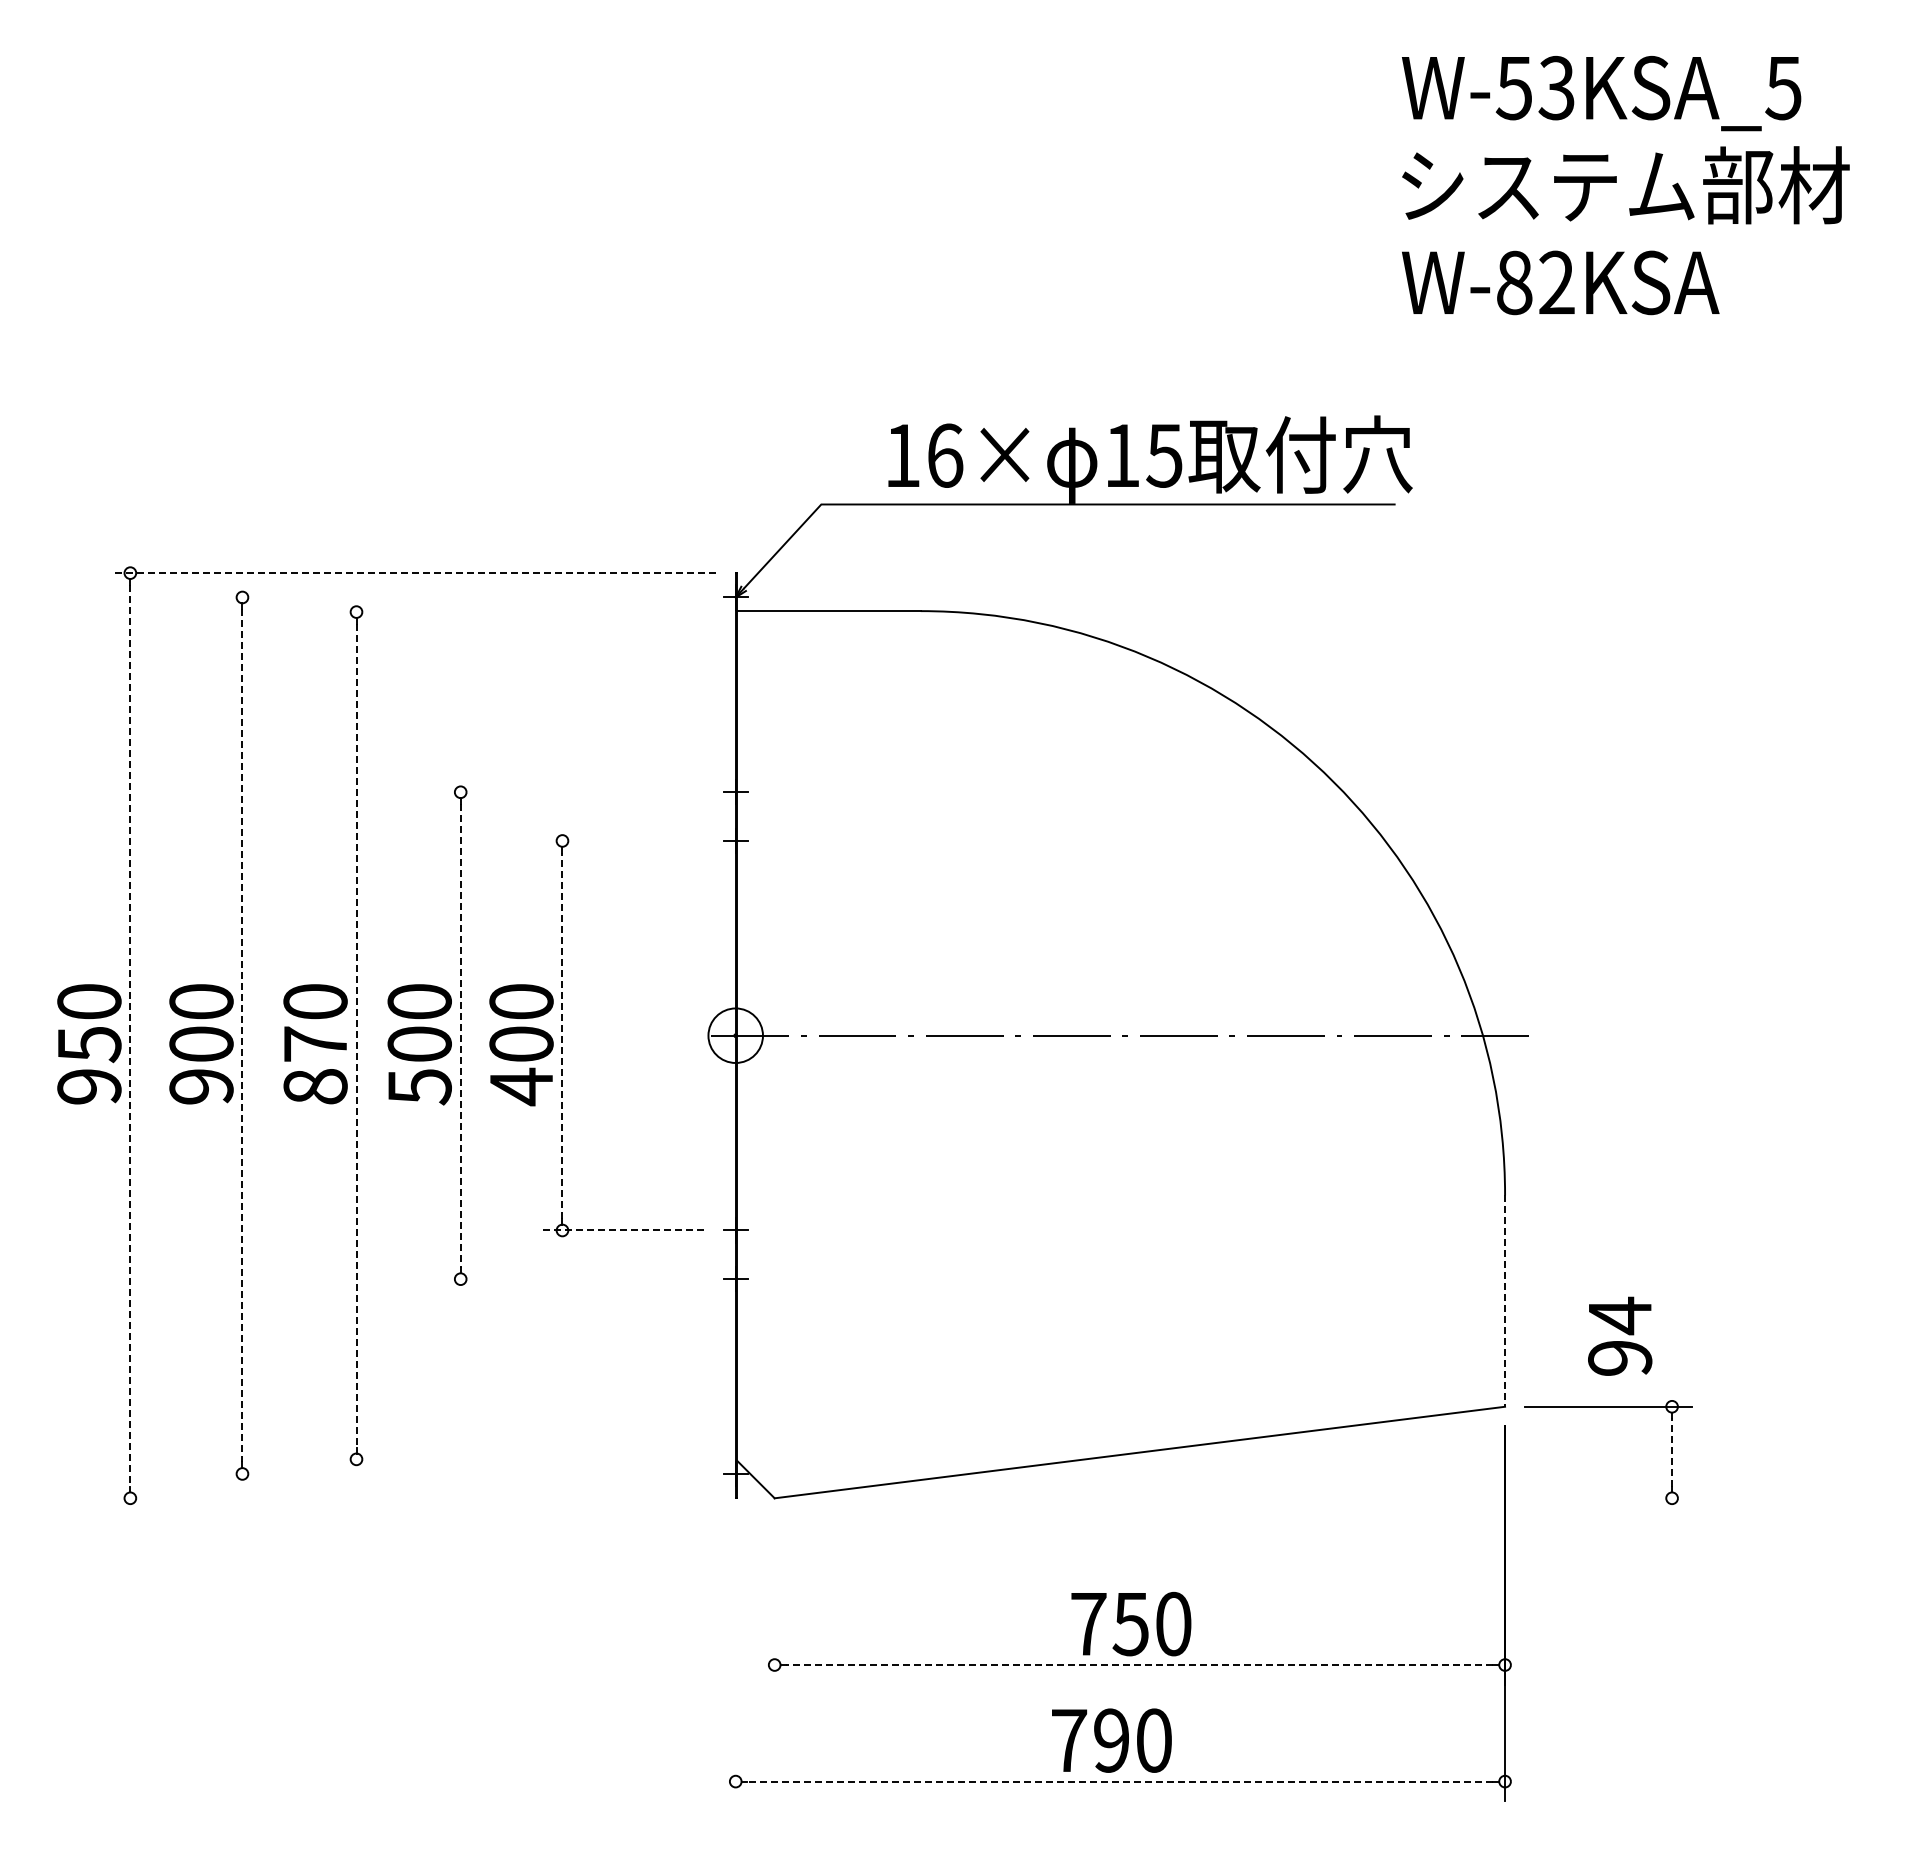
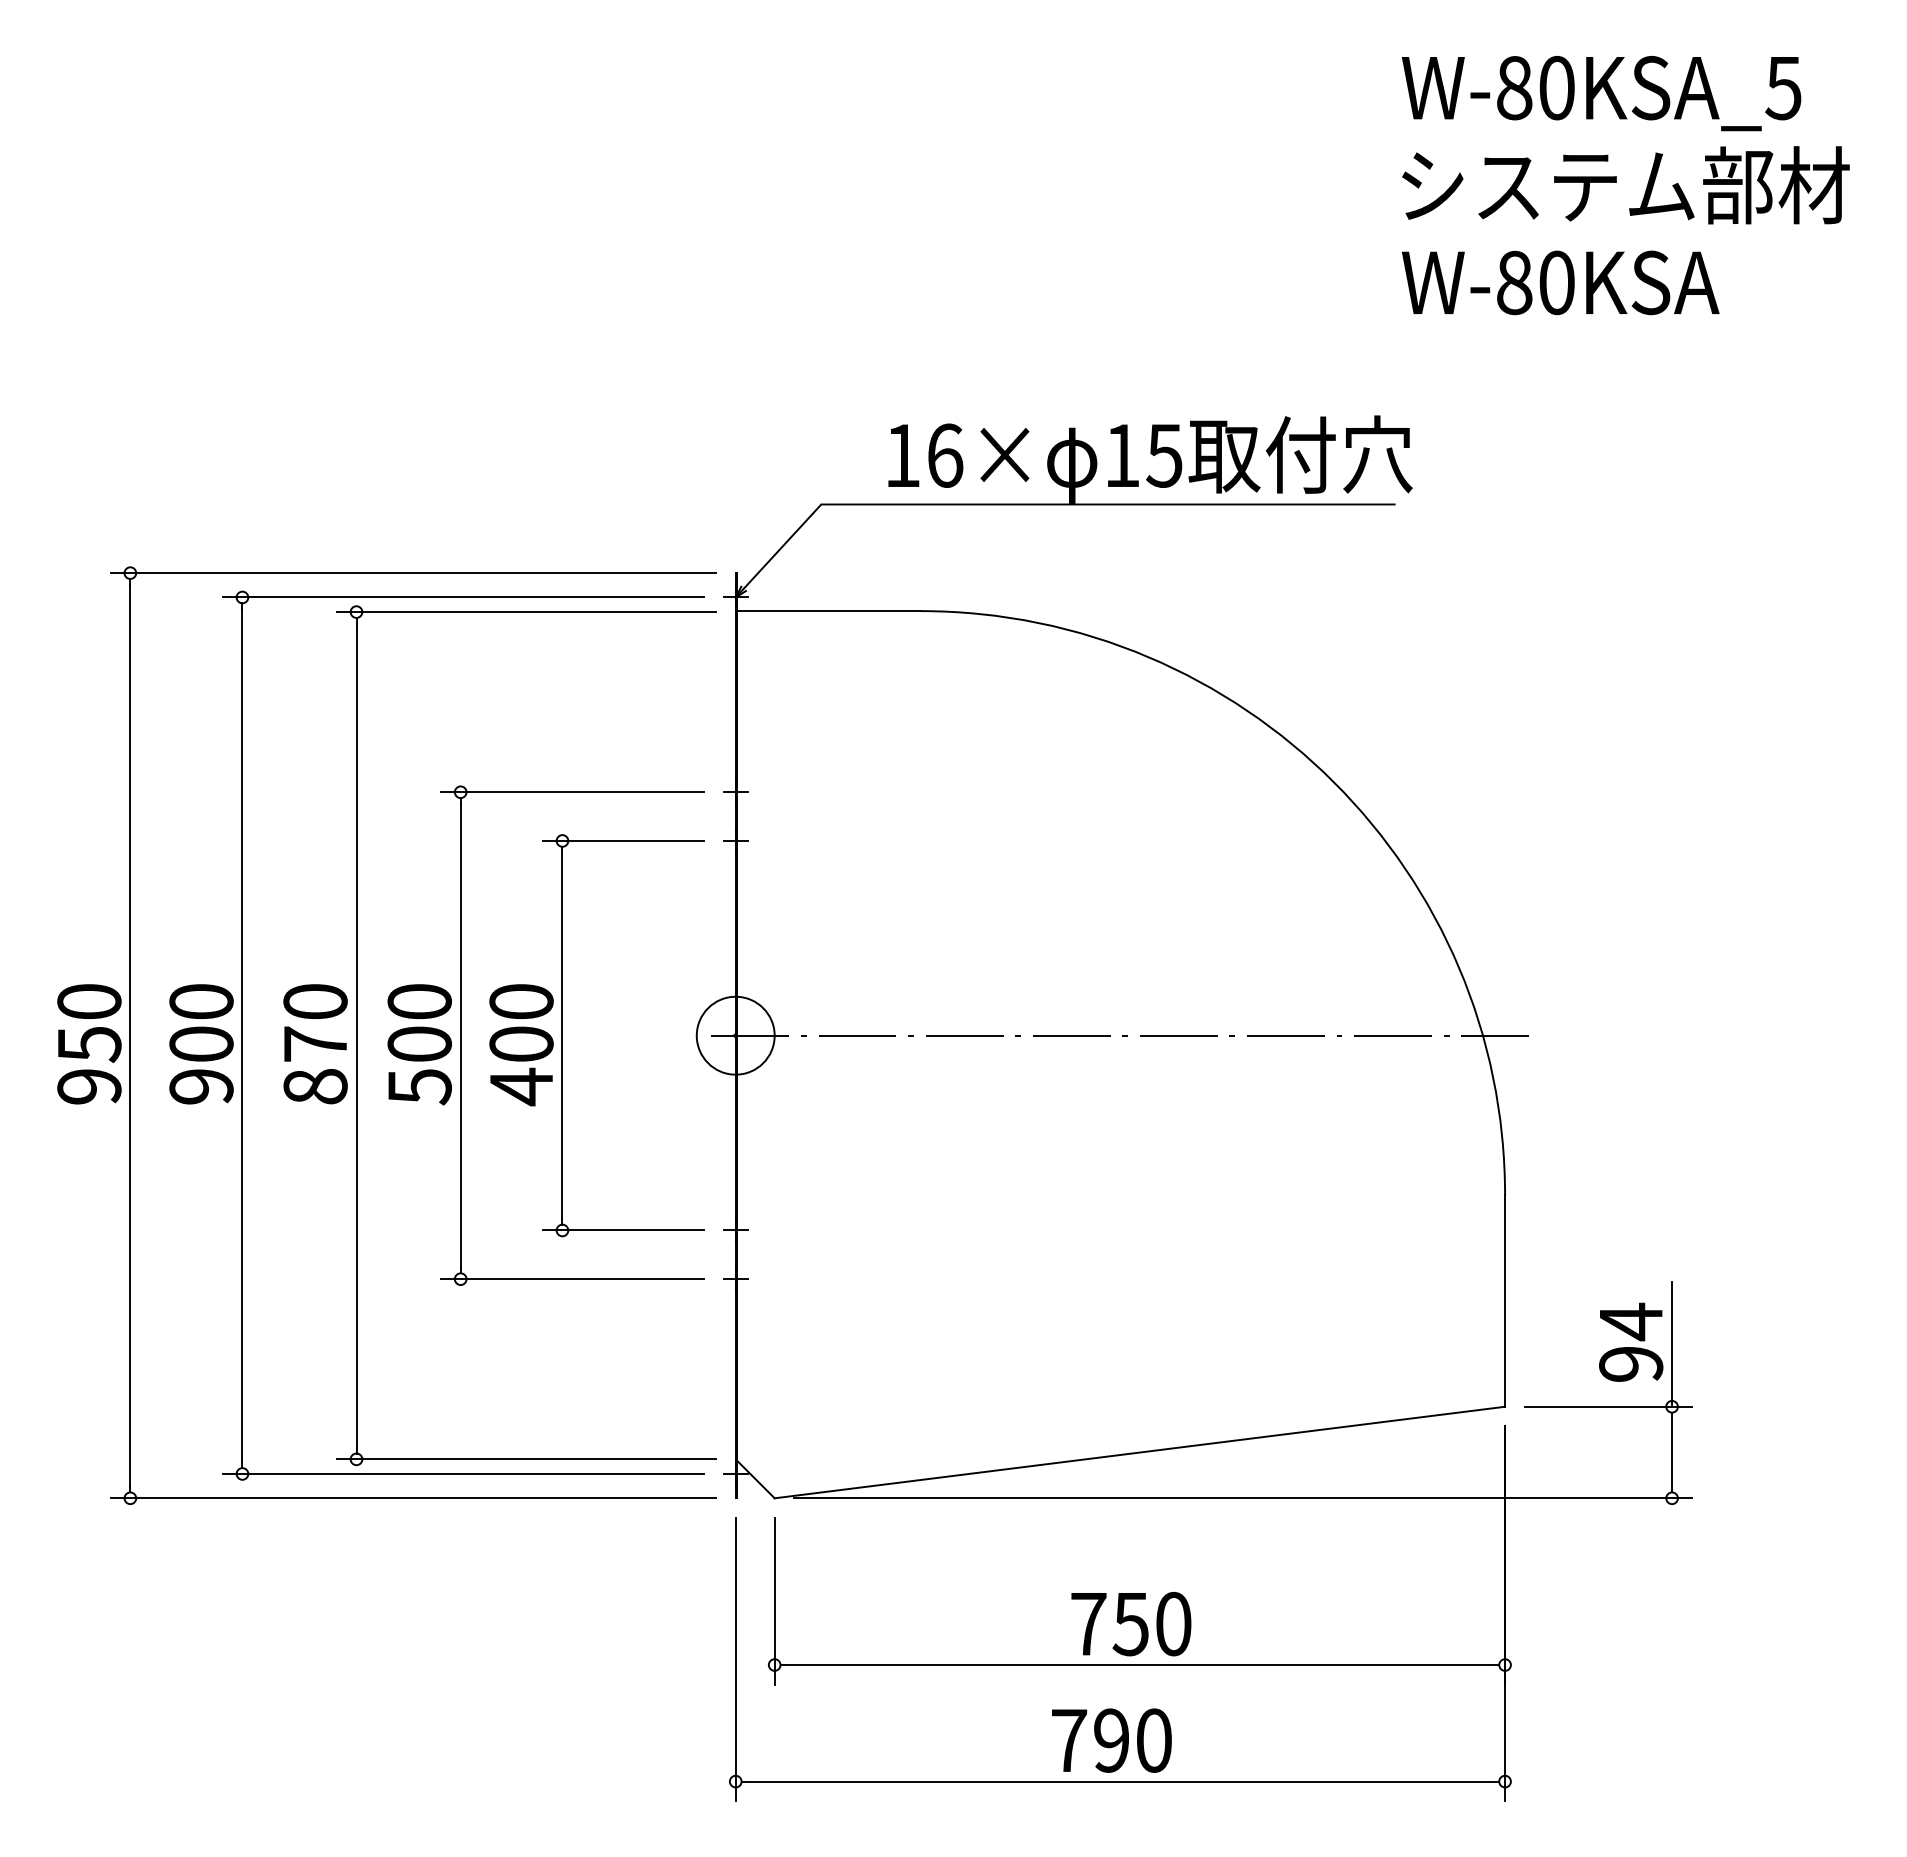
text: W-53KSA_5 -> W-80KSA_5 (1534, 88)
text: W-82KSA -> W-80KSA (1556, 282)
line: dashed -> solid (413, 573)
line: none -> present (463, 597)
line: none -> present (526, 612)
line: none -> present (572, 792)
line: none -> present (623, 840)
line: dashed -> solid (130, 1035)
line: dashed -> solid (242, 1035)
line: dashed -> solid (356, 1035)
line: dashed -> solid (460, 1035)
line: dashed -> solid (562, 1035)
circle diameter: 55 px -> 78 px (735, 1035)
line: dashed -> solid (623, 1230)
line: none -> present (572, 1279)
line: dashed -> solid (1505, 1301)
text position: (1620, 1335) -> (1631, 1341) (1631, 1341)
line: none -> present (1672, 1344)
line: dashed -> solid (1672, 1452)
line: none -> present (526, 1459)
line: none -> present (463, 1473)
line: none -> present (413, 1498)
line: none -> present (1242, 1498)
line: none -> present (774, 1600)
line: none -> present (735, 1659)
line: dashed -> solid (1139, 1665)
line: dashed -> solid (1120, 1781)
